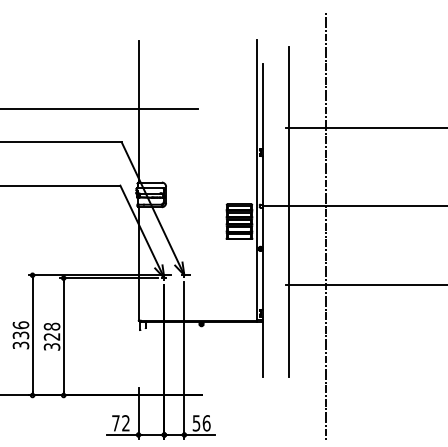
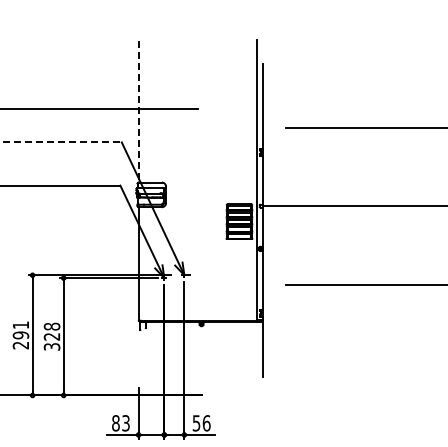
line: solid -> dashed (138, 111)
line: solid -> dashed (60, 142)
line: present -> none (289, 211)
line: present -> none (326, 226)
text: 336 -> 291 (20, 335)
text: 72 -> 83 (120, 423)
